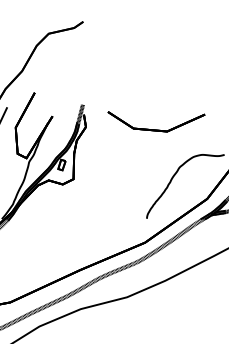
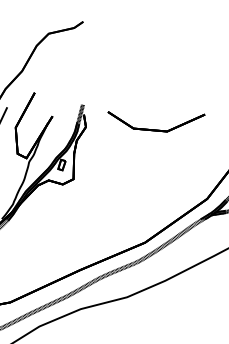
curve: present -> none (172, 180)
